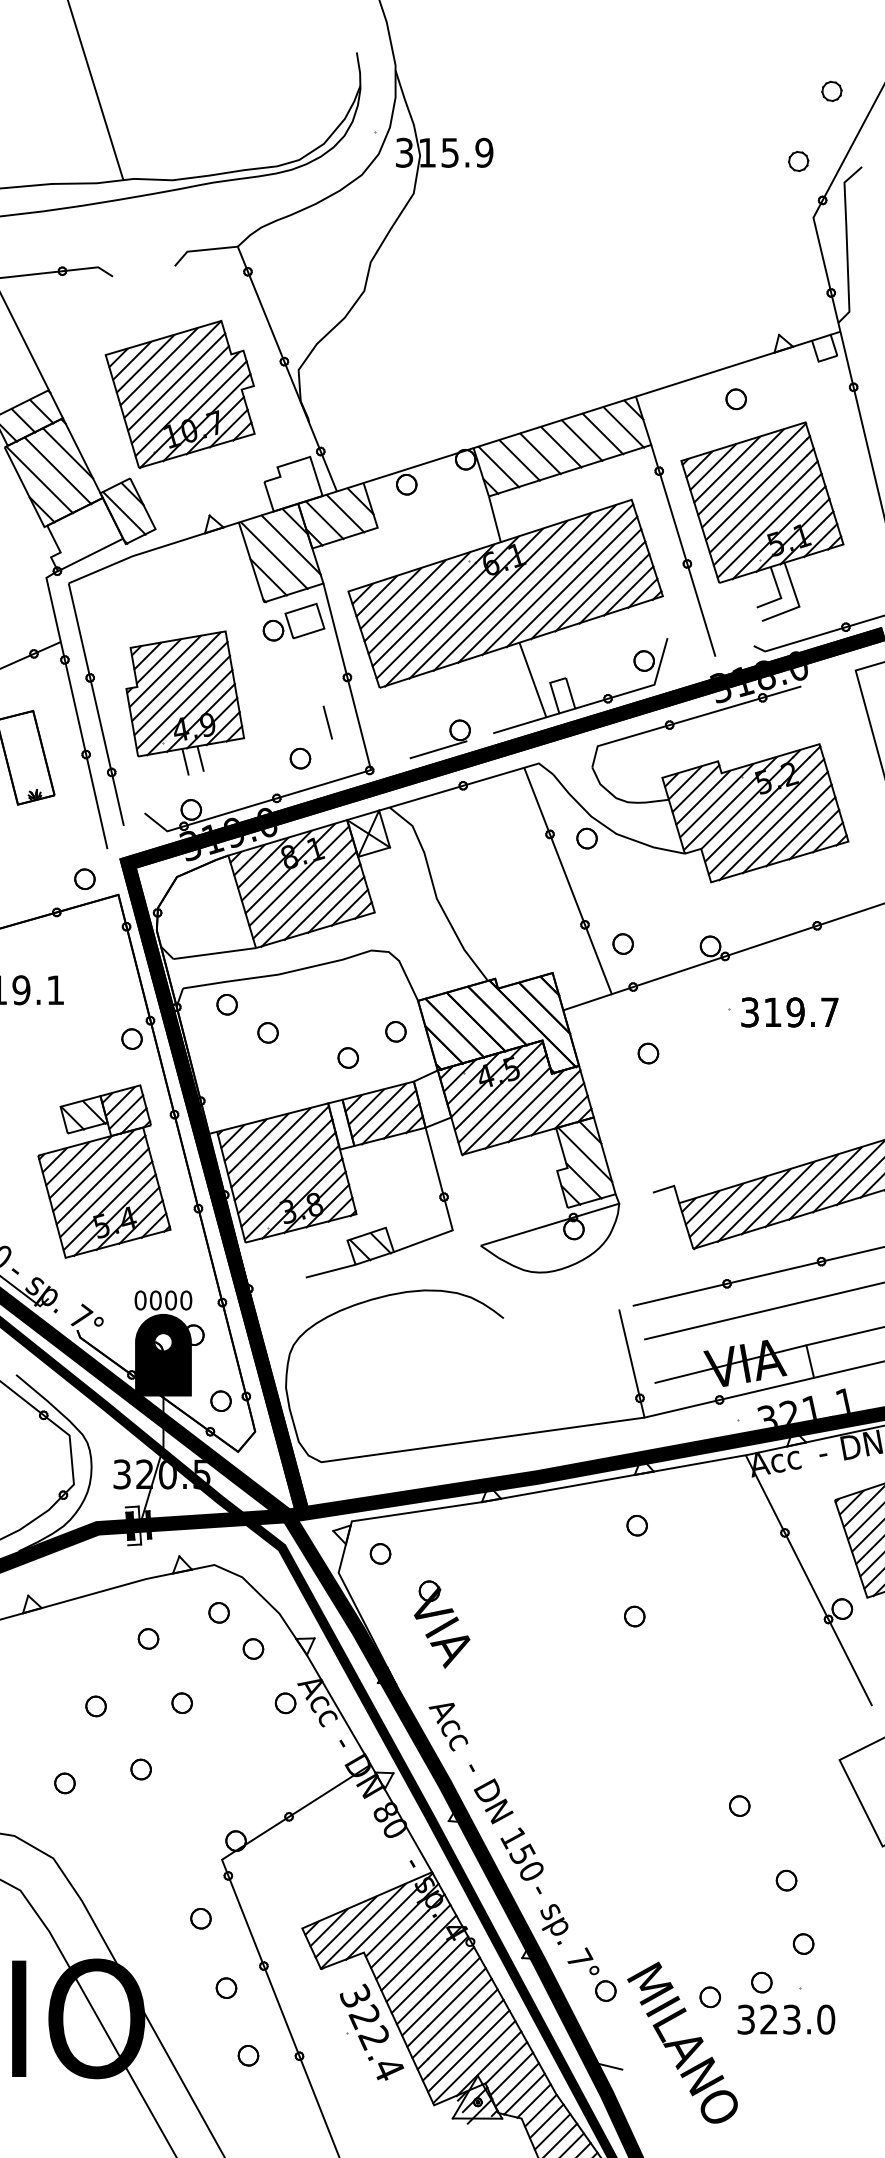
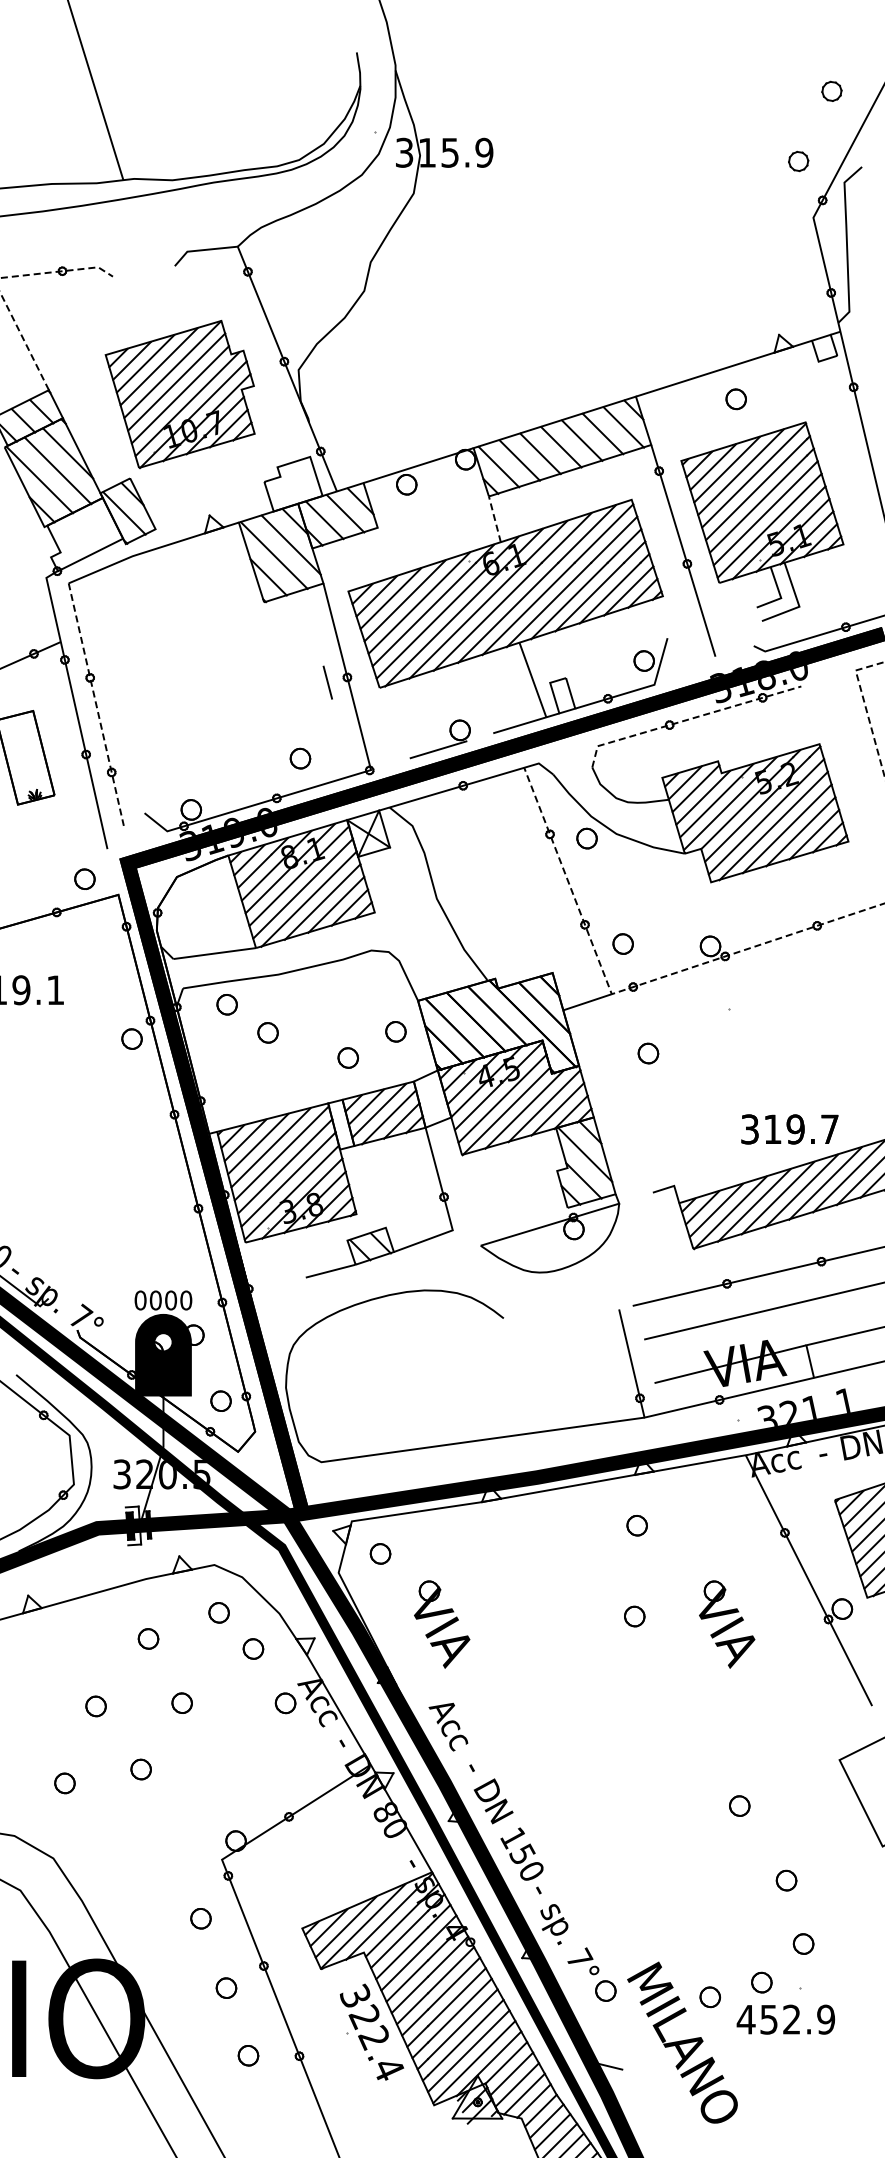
line: solid -> dashed (4, 277)
line: solid -> dashed (494, 519)
part: present -> none (293, 621)
part: present -> none (185, 702)
line: solid -> dashed (96, 705)
line: solid -> dashed (866, 708)
line: solid -> dashed (688, 719)
line position: (327, 722) -> (327, 682) (327, 682)
line: solid -> dashed (632, 987)
text position: (789, 1012) -> (789, 1129) (789, 1129)
part: present -> none (104, 1171)
part: none -> present (727, 1624)
text: 323.0 -> 452.9 (785, 2019)
